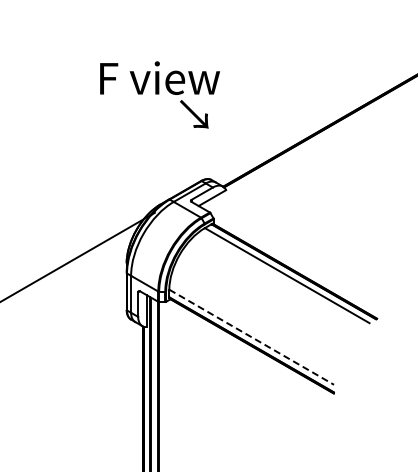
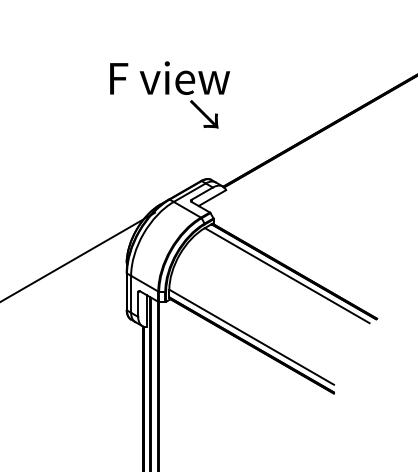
text position: (159, 94) -> (169, 94) (169, 94)
line: dashed -> solid (252, 337)
